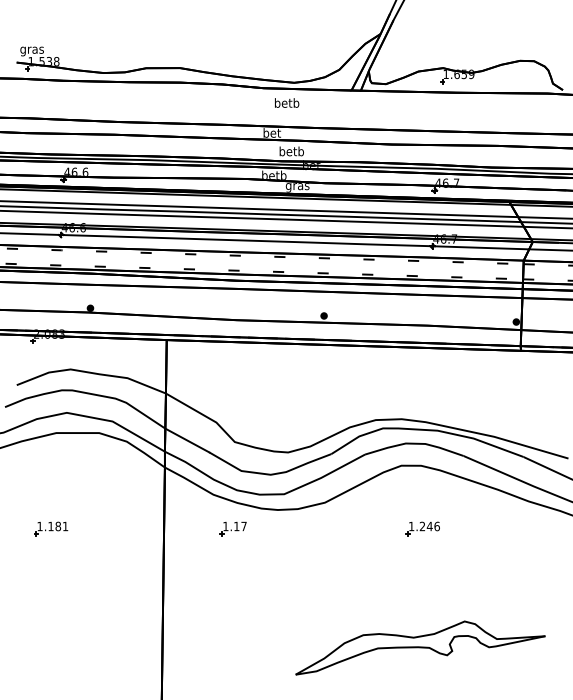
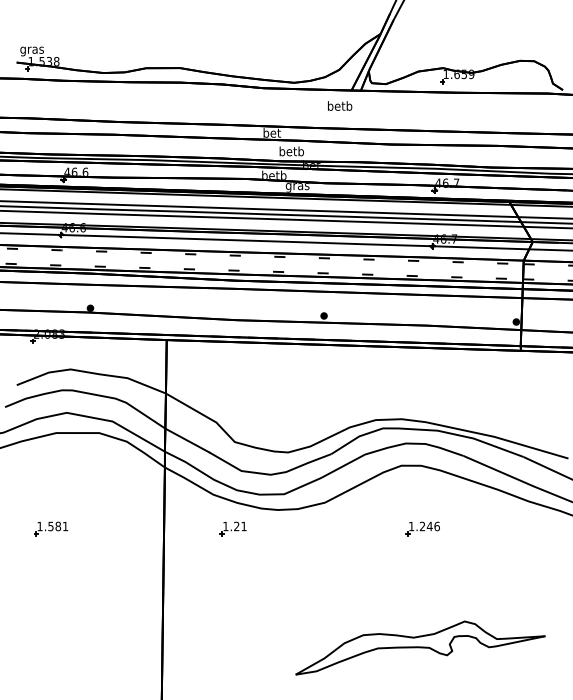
text position: (287, 102) -> (340, 105) (340, 105)
text: 1.181 -> 1.581 (50, 526)
text: 1.17 -> 1.21 (240, 526)
